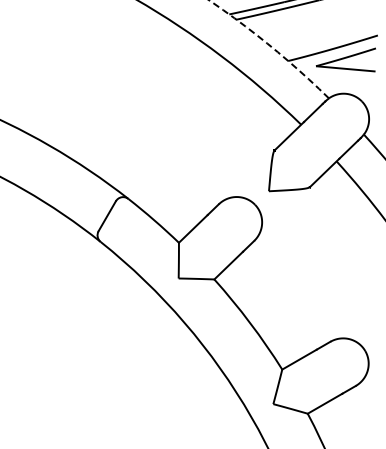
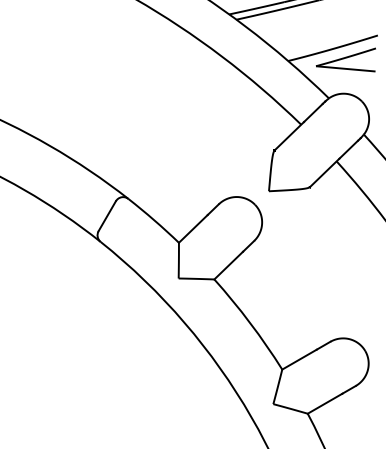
arc: dashed -> solid (270, 45)
